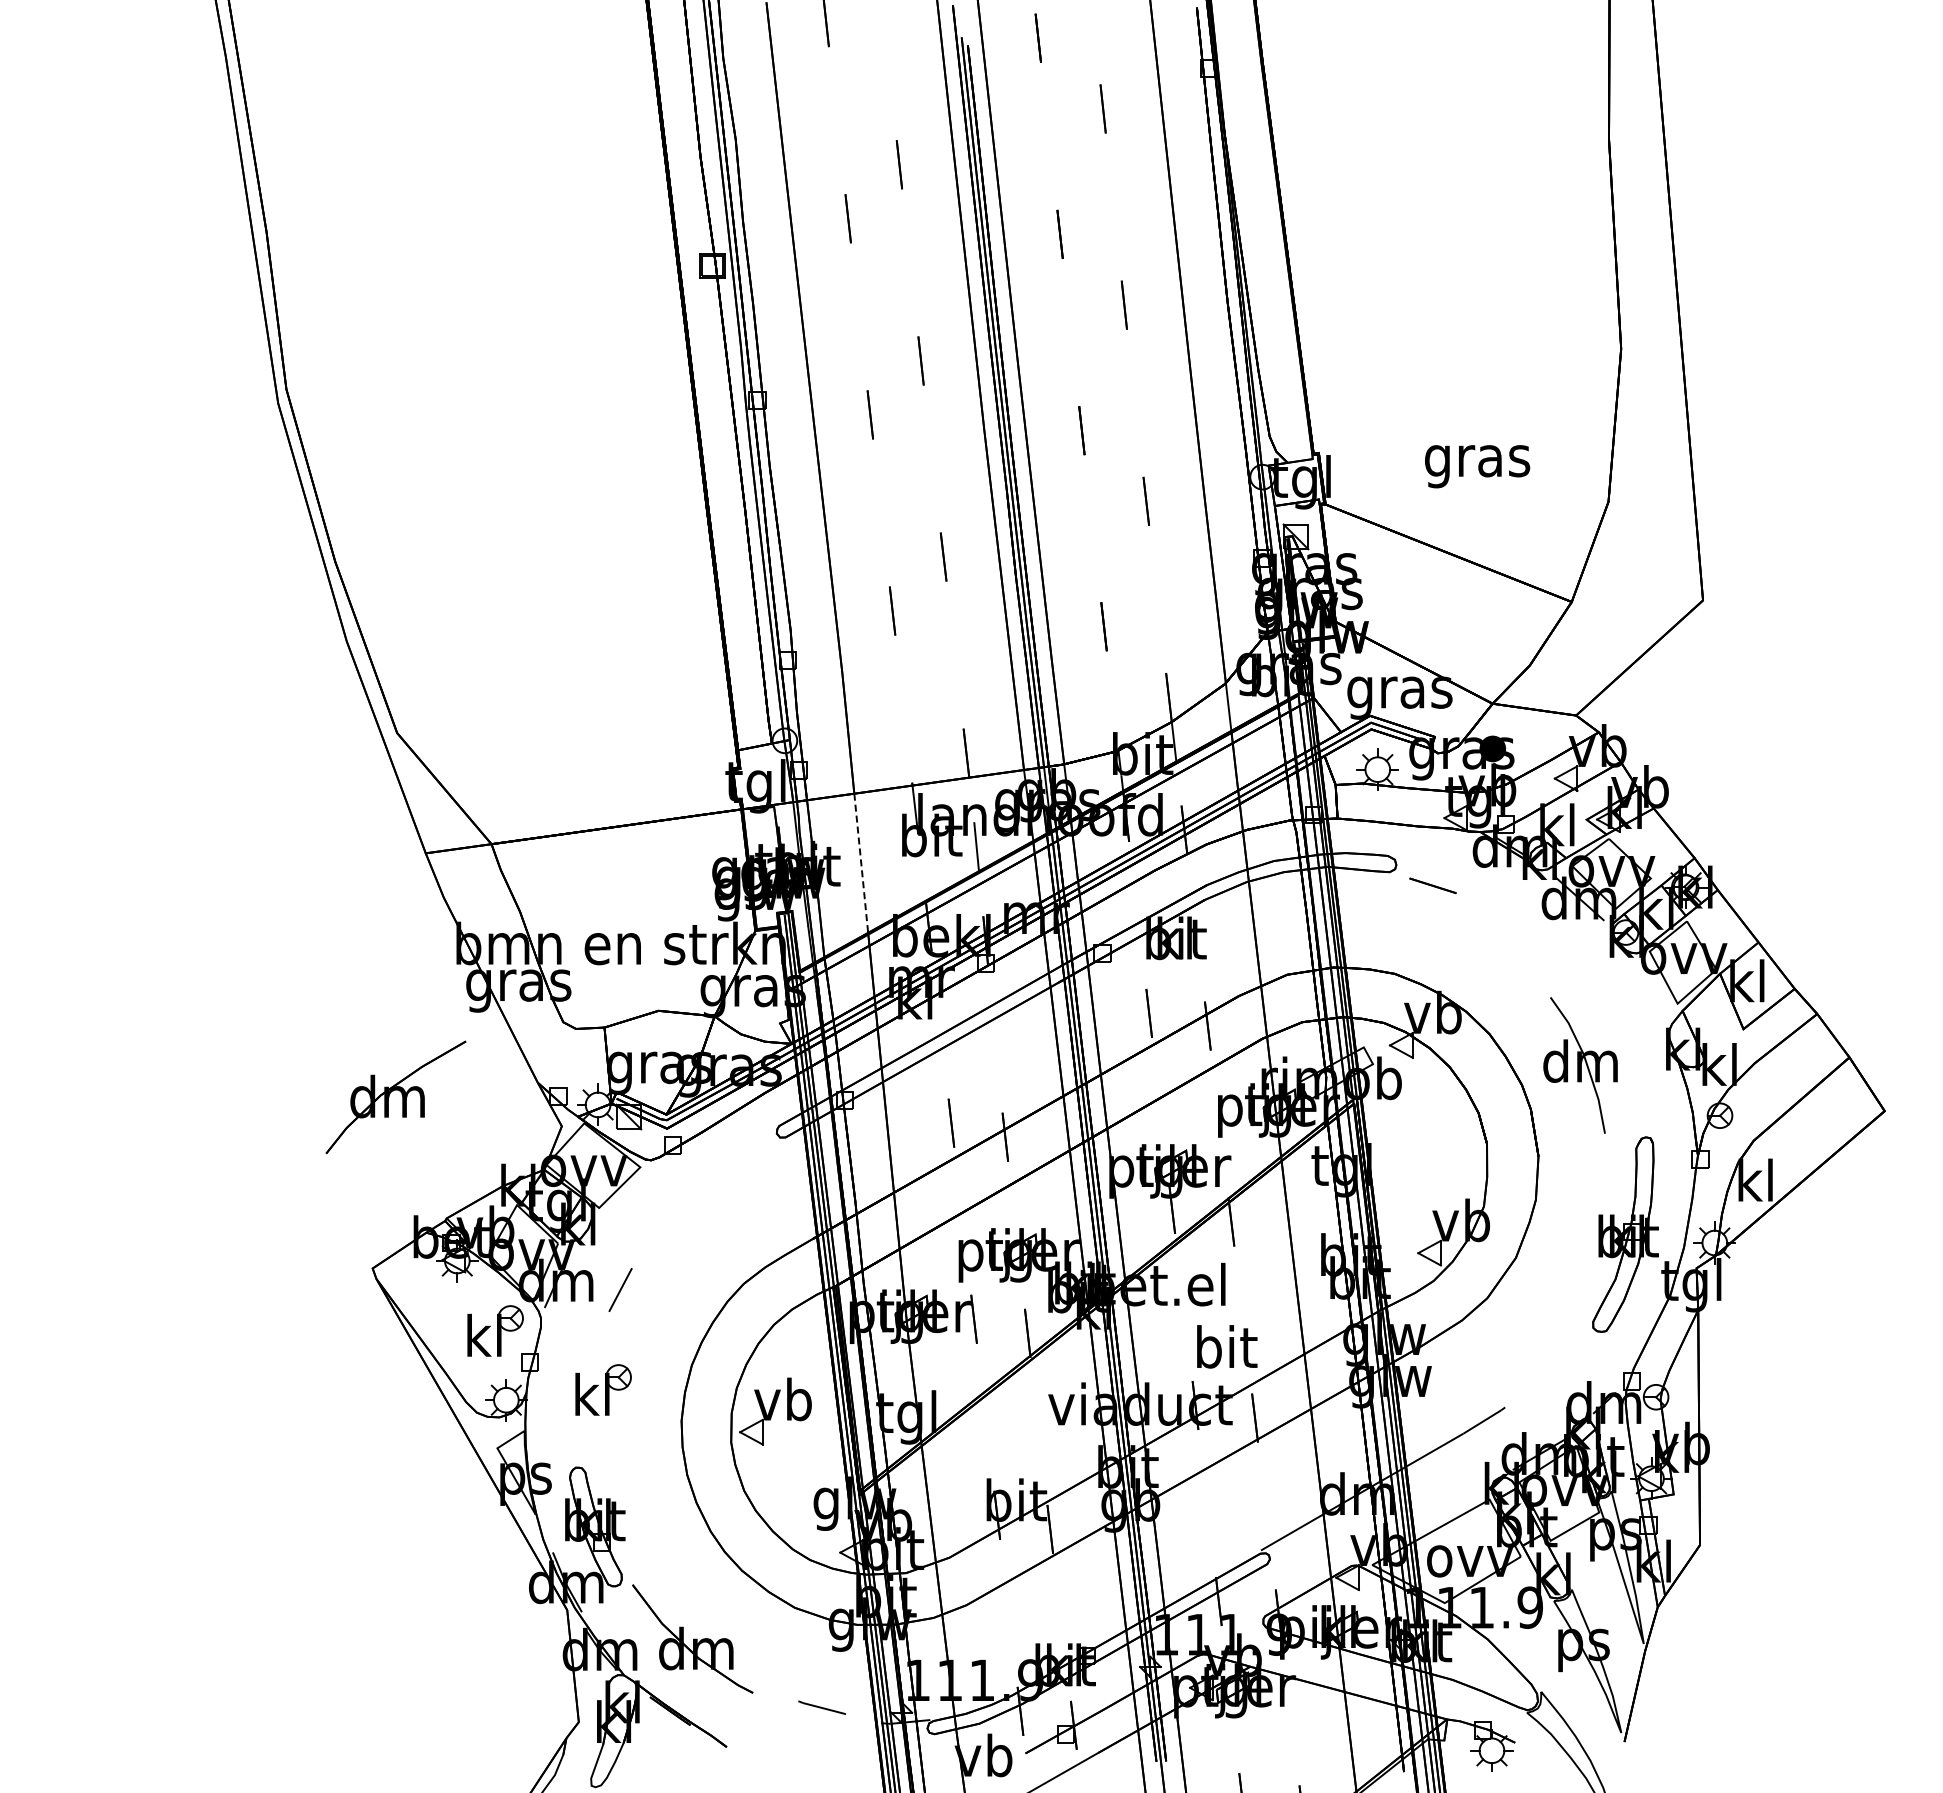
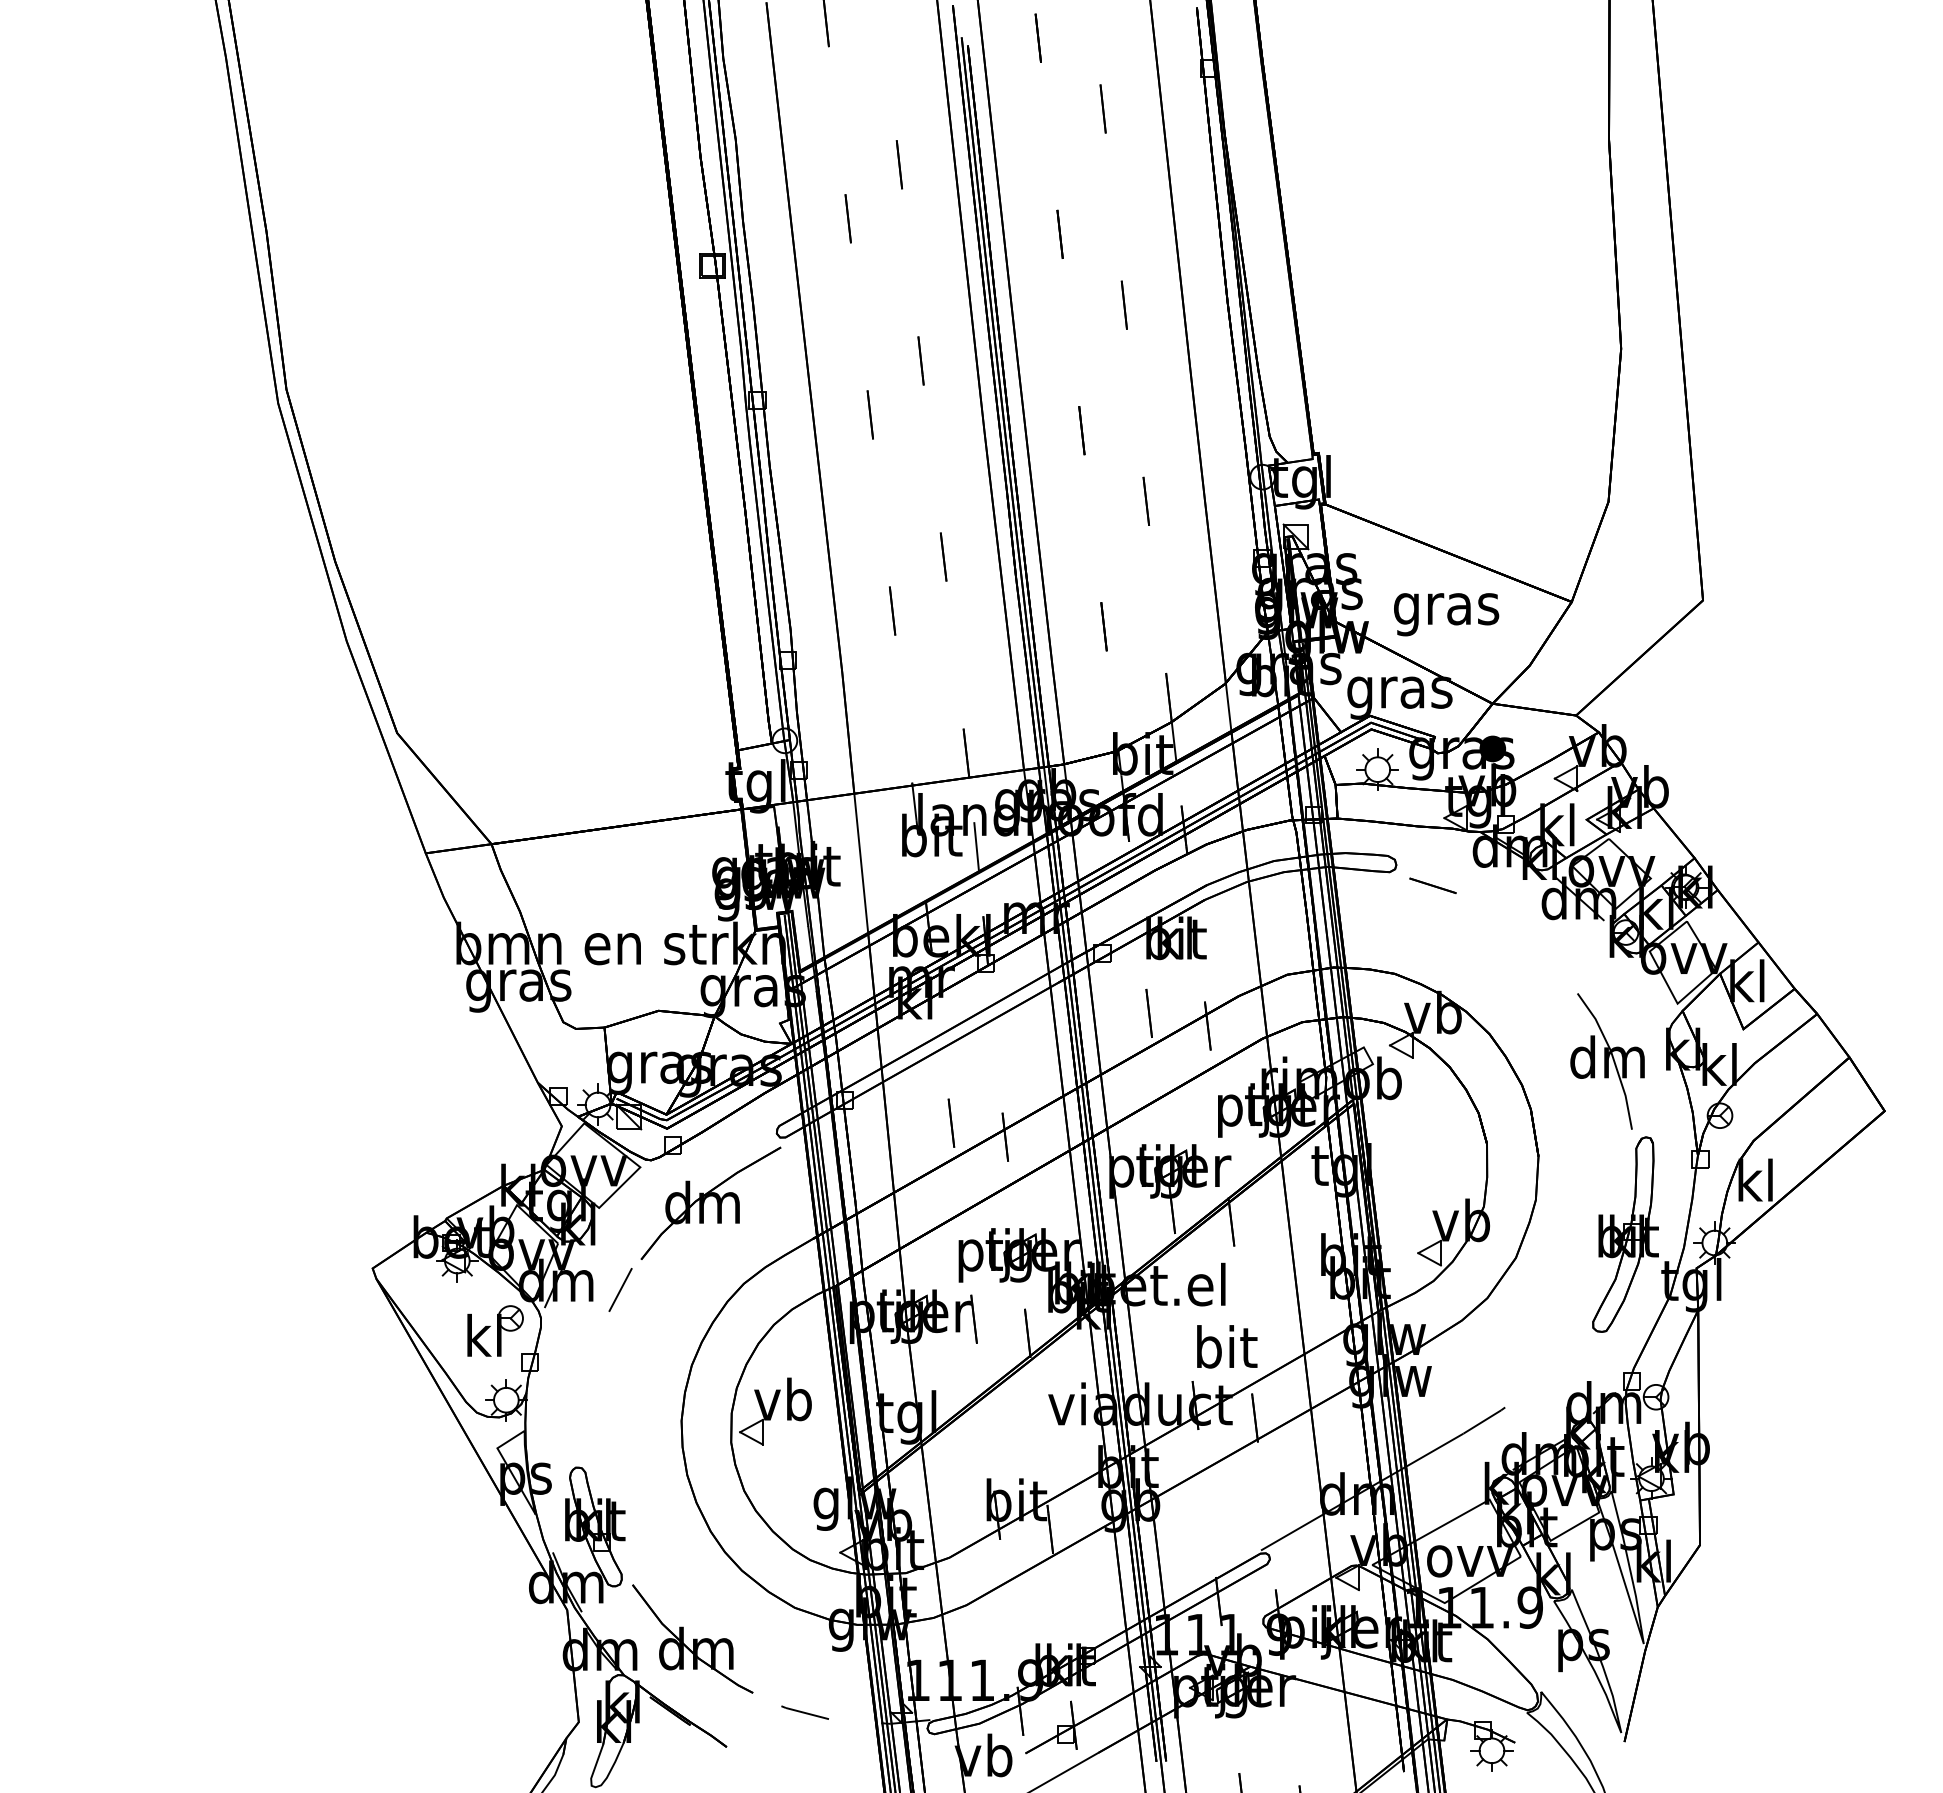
text position: (1477, 466) -> (1446, 614) (1446, 614)
line: dashed -> solid (861, 863)
part position: (1580, 1065) -> (1607, 1061) (1607, 1061)
part position: (395, 1096) -> (710, 1202) (710, 1202)
part: present -> none (603, 1389)
line position: (821, 1707) -> (804, 1712) (804, 1712)
